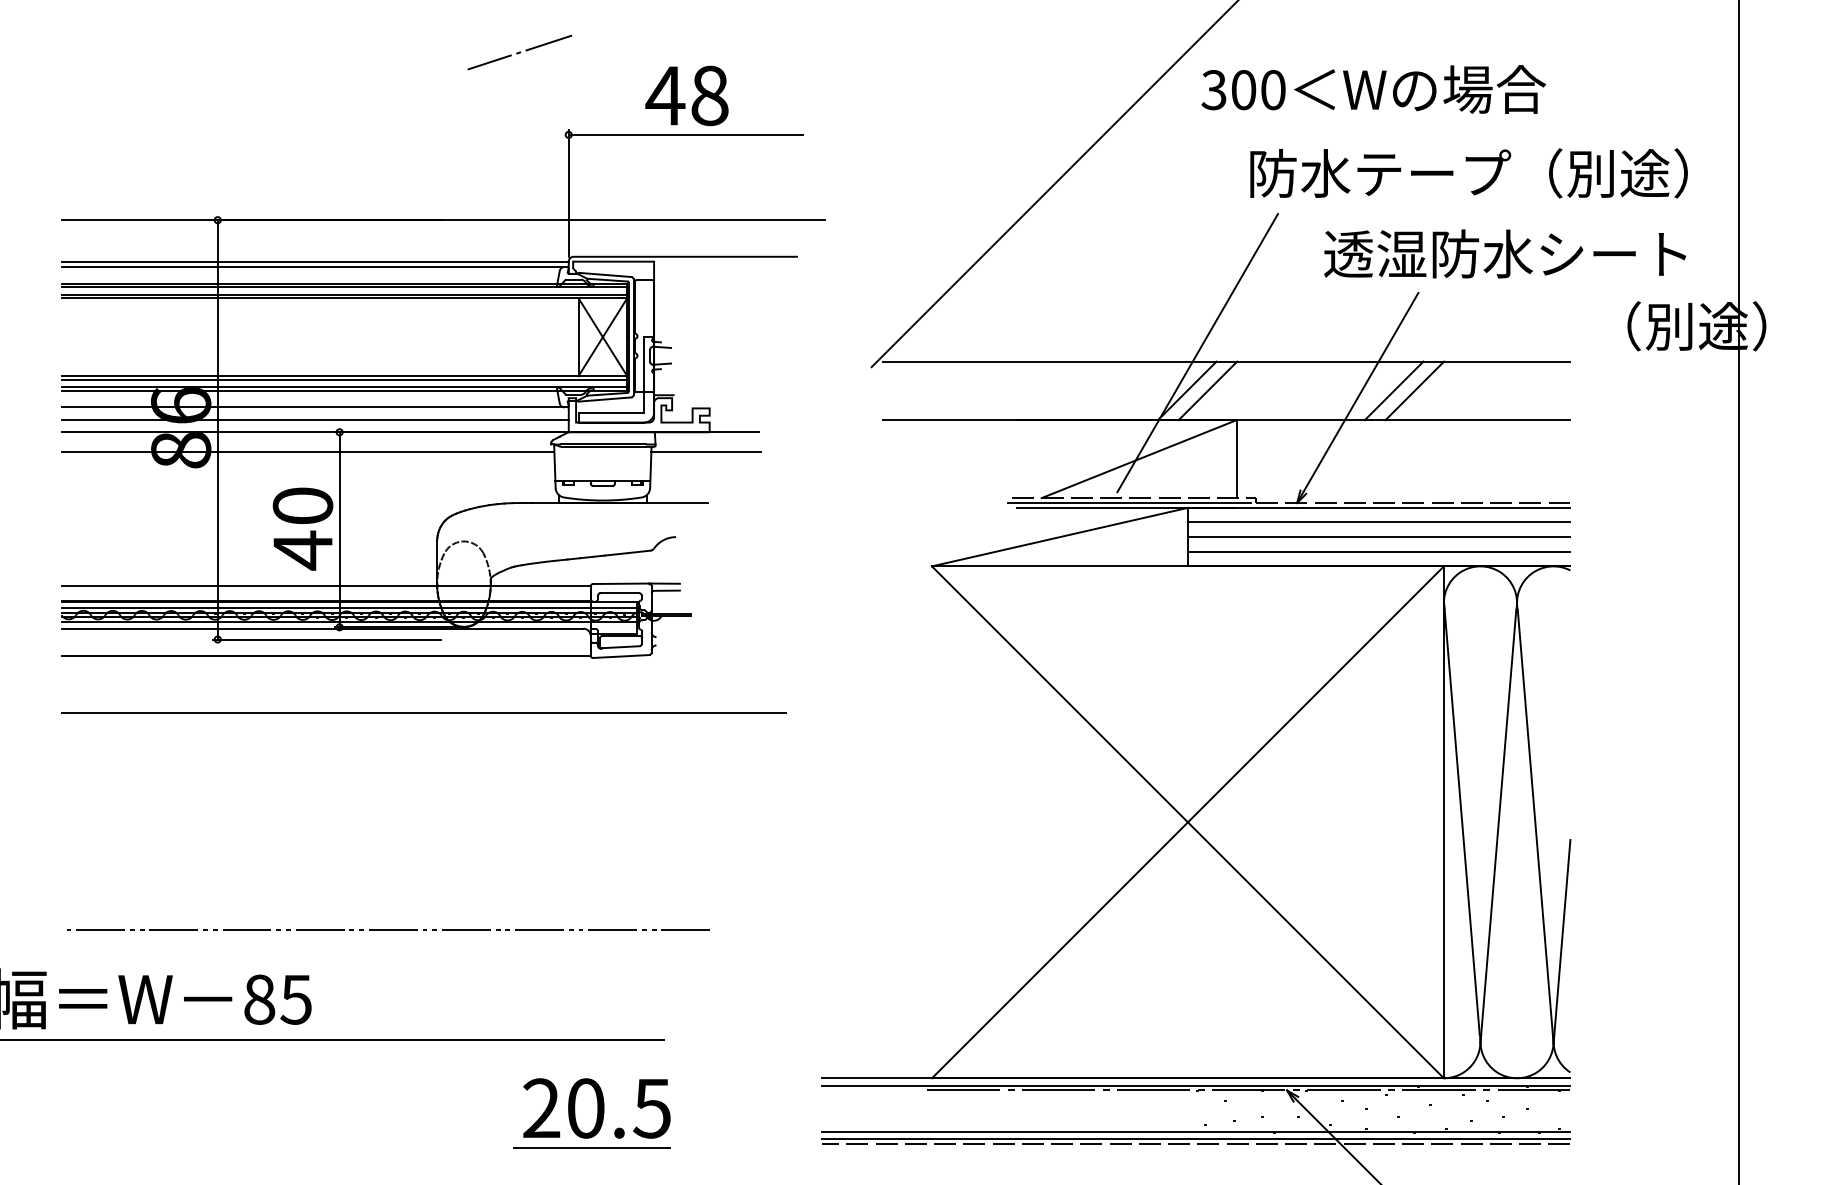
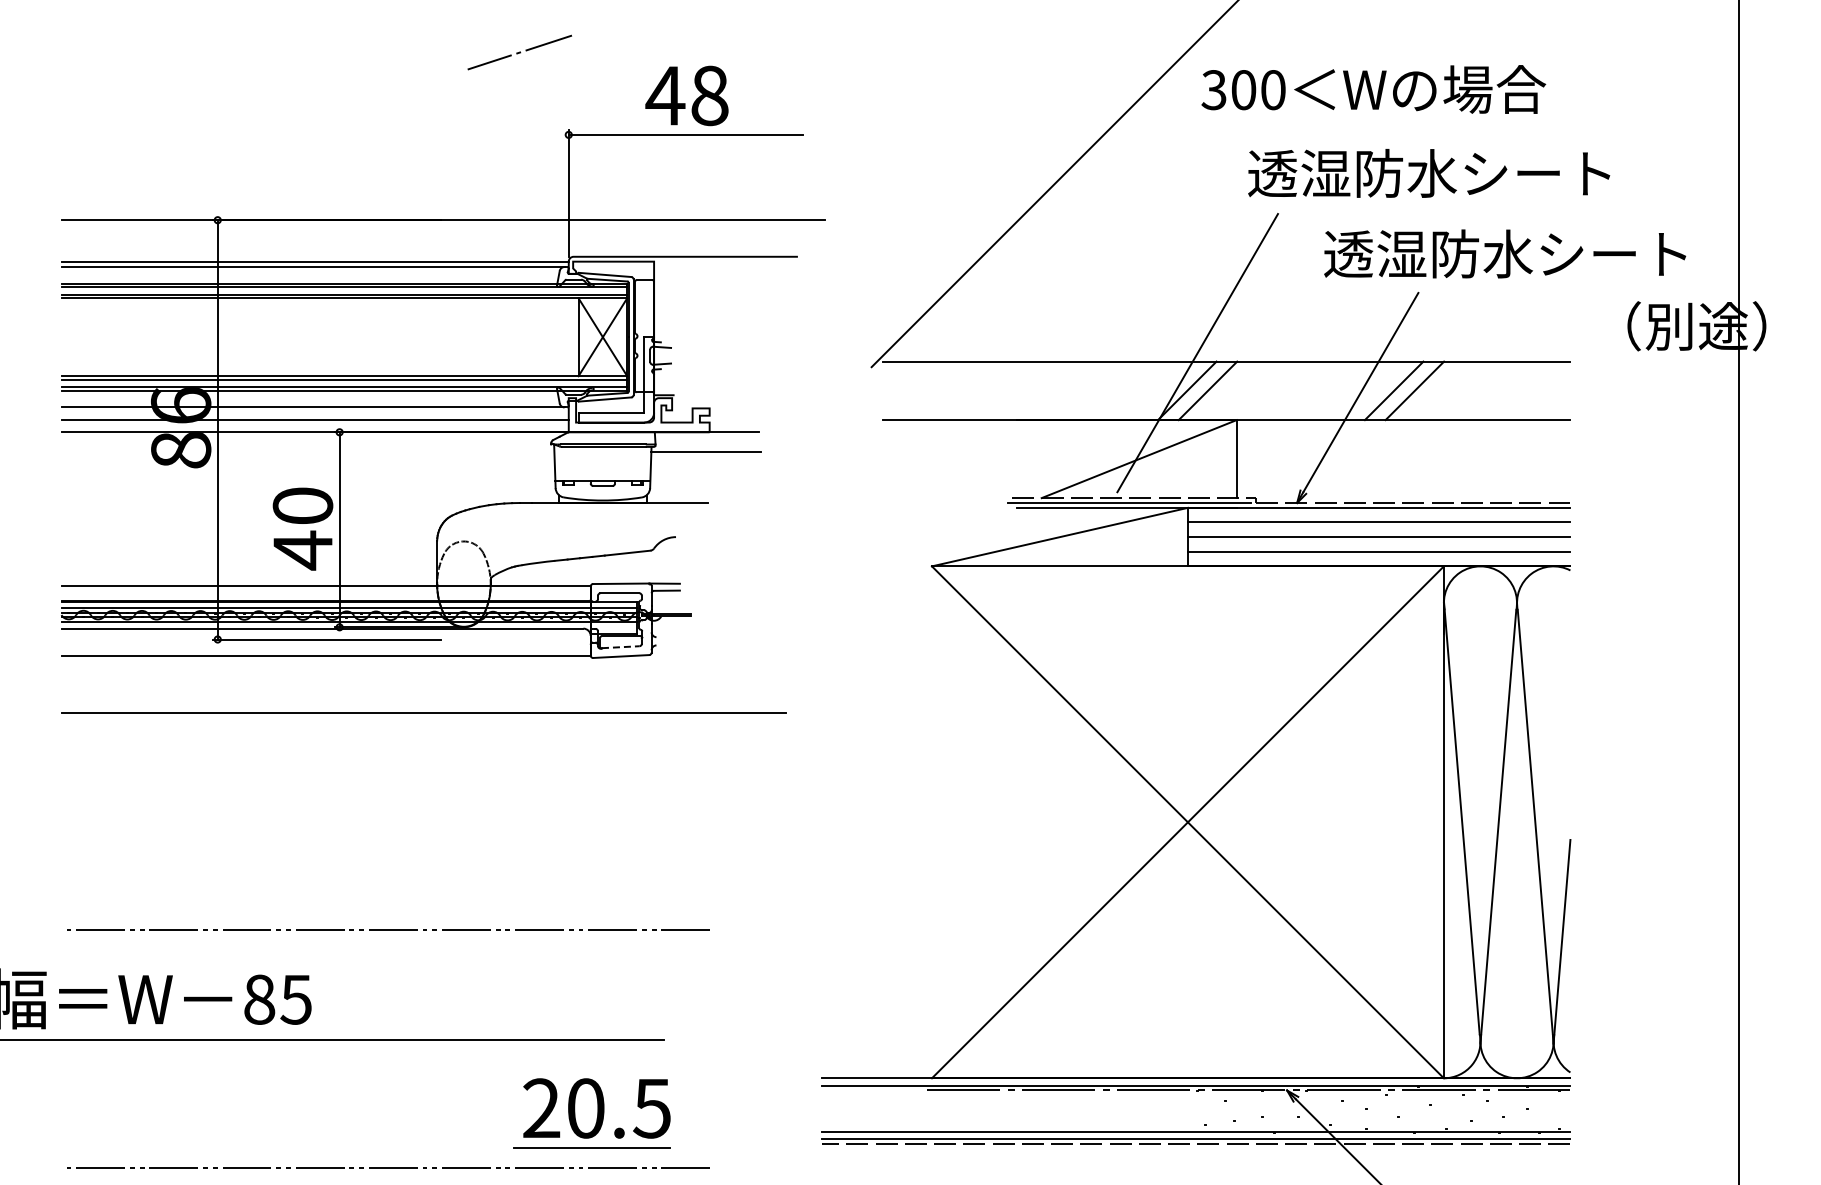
text: 防水テープ（別途） -> 透湿防水シート (1467, 173)
line: present -> none (308, 451)
line: solid -> dashed (620, 647)
line: none -> present (388, 1167)
